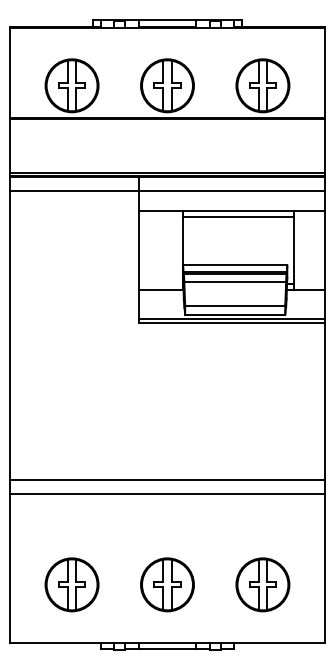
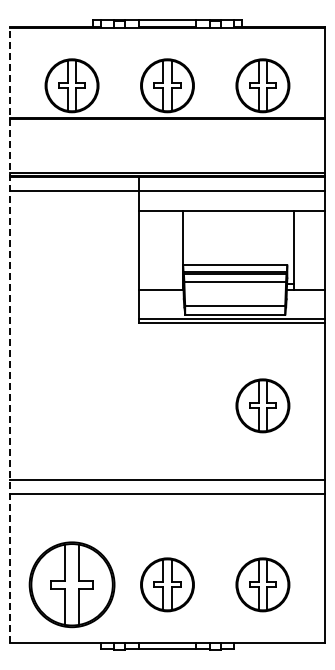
line: present -> none (238, 217)
line: solid -> dashed (10, 335)
part: none -> present (262, 405)
part size: 56x56 px -> 88x88 px (71, 584)
